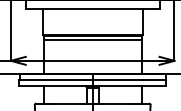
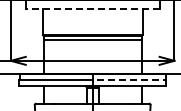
line: solid -> dashed (92, 9)
line: solid -> dashed (126, 80)
